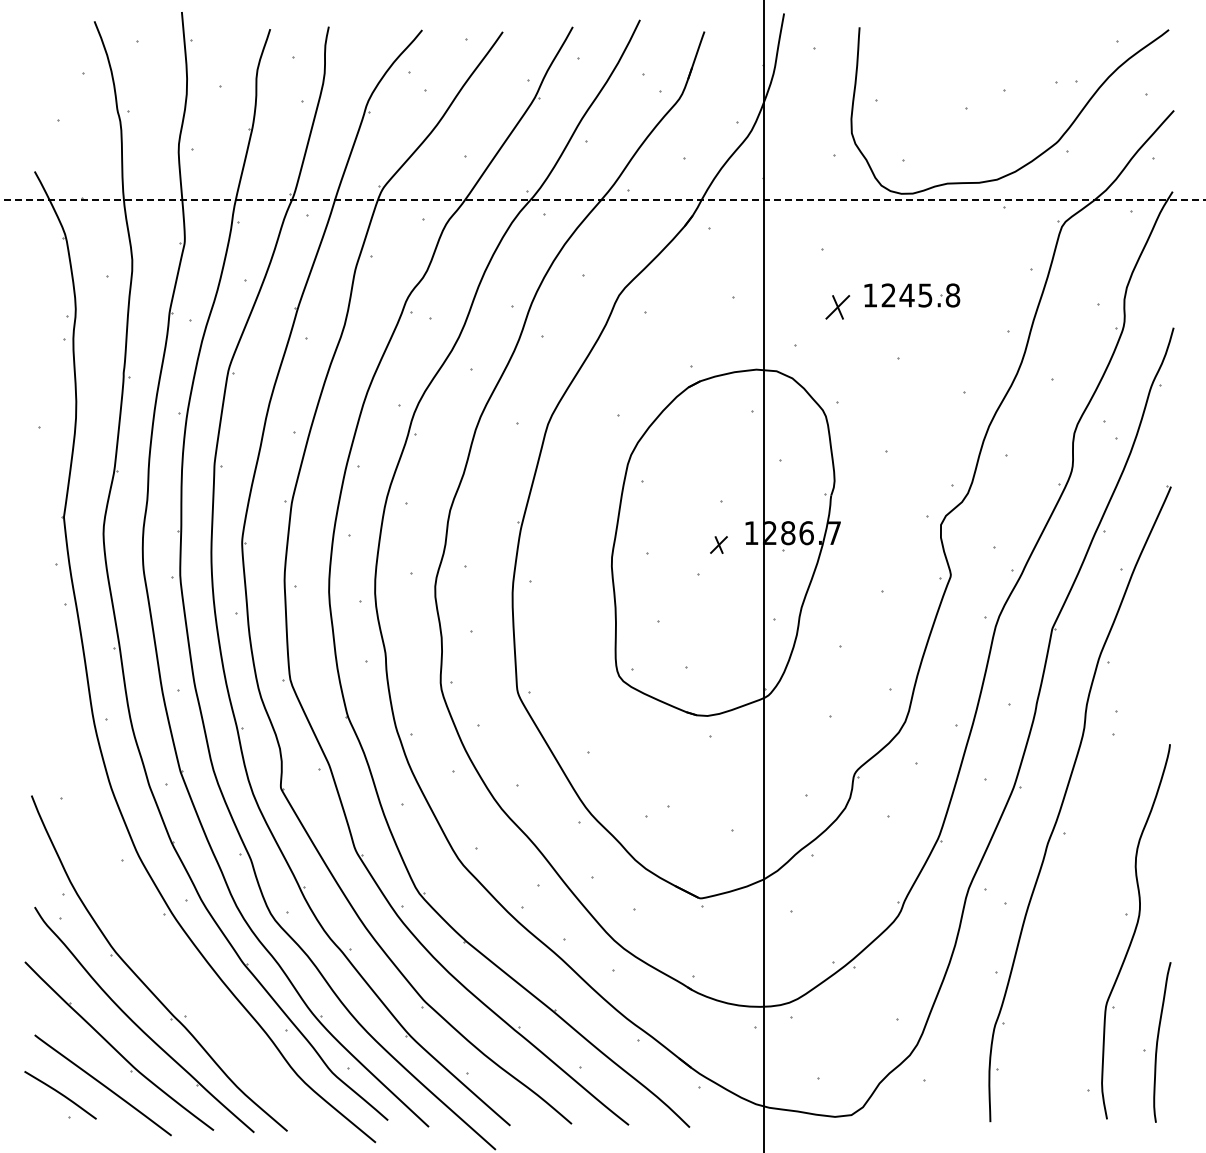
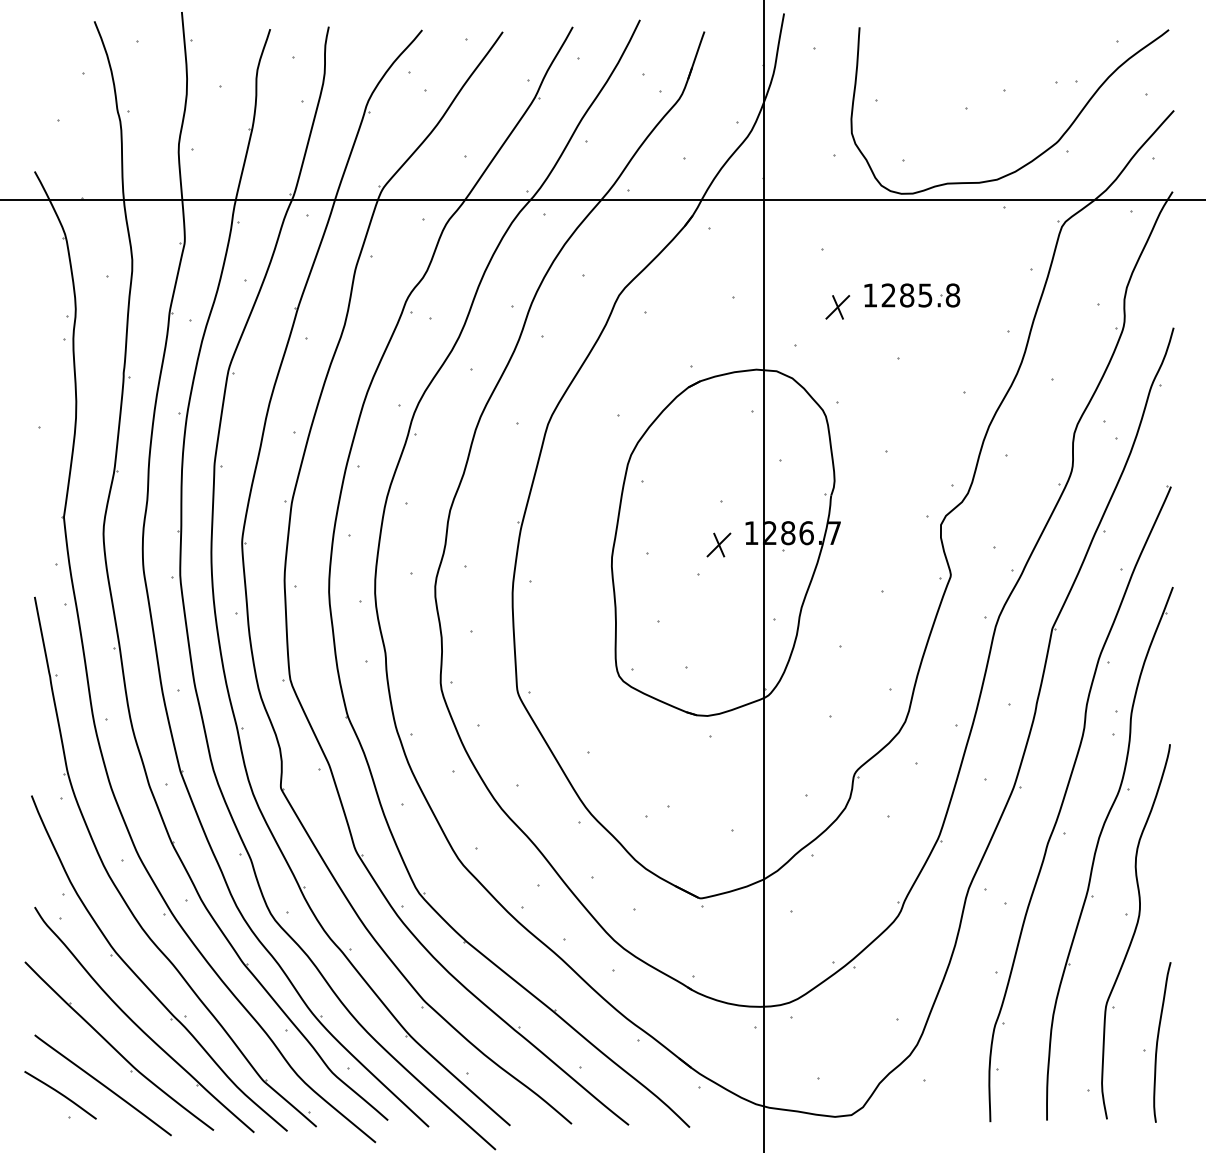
line: dashed -> solid (602, 199)
text: 1245.8 -> 1285.8 (906, 295)
part size: 18x18 px -> 26x26 px (718, 544)
part: none -> present (1097, 849)
part: none -> present (122, 895)
